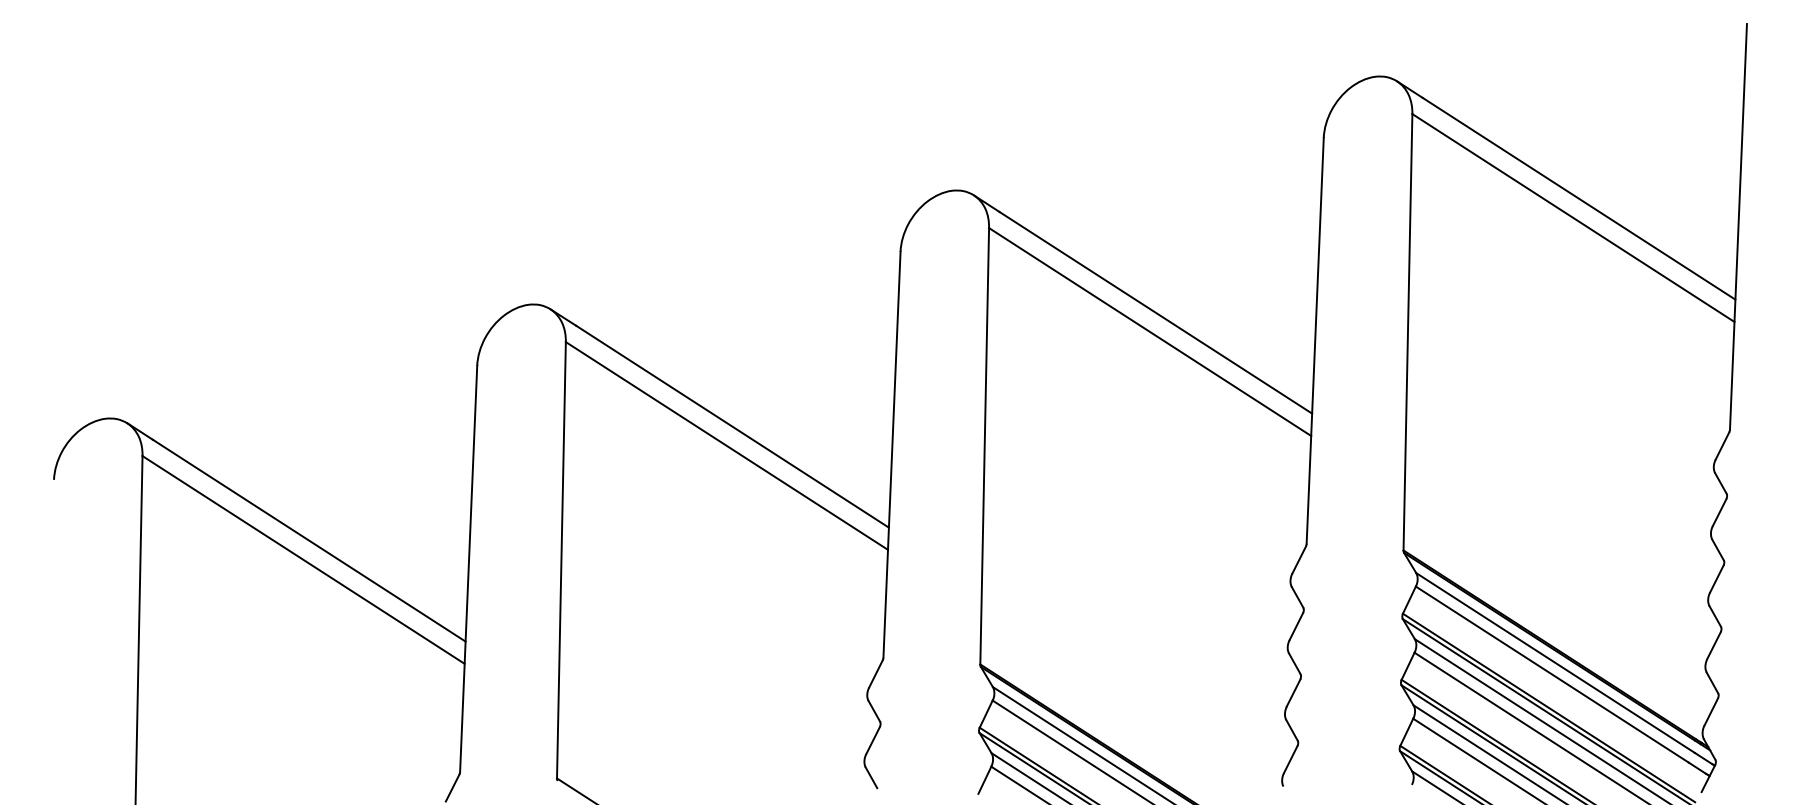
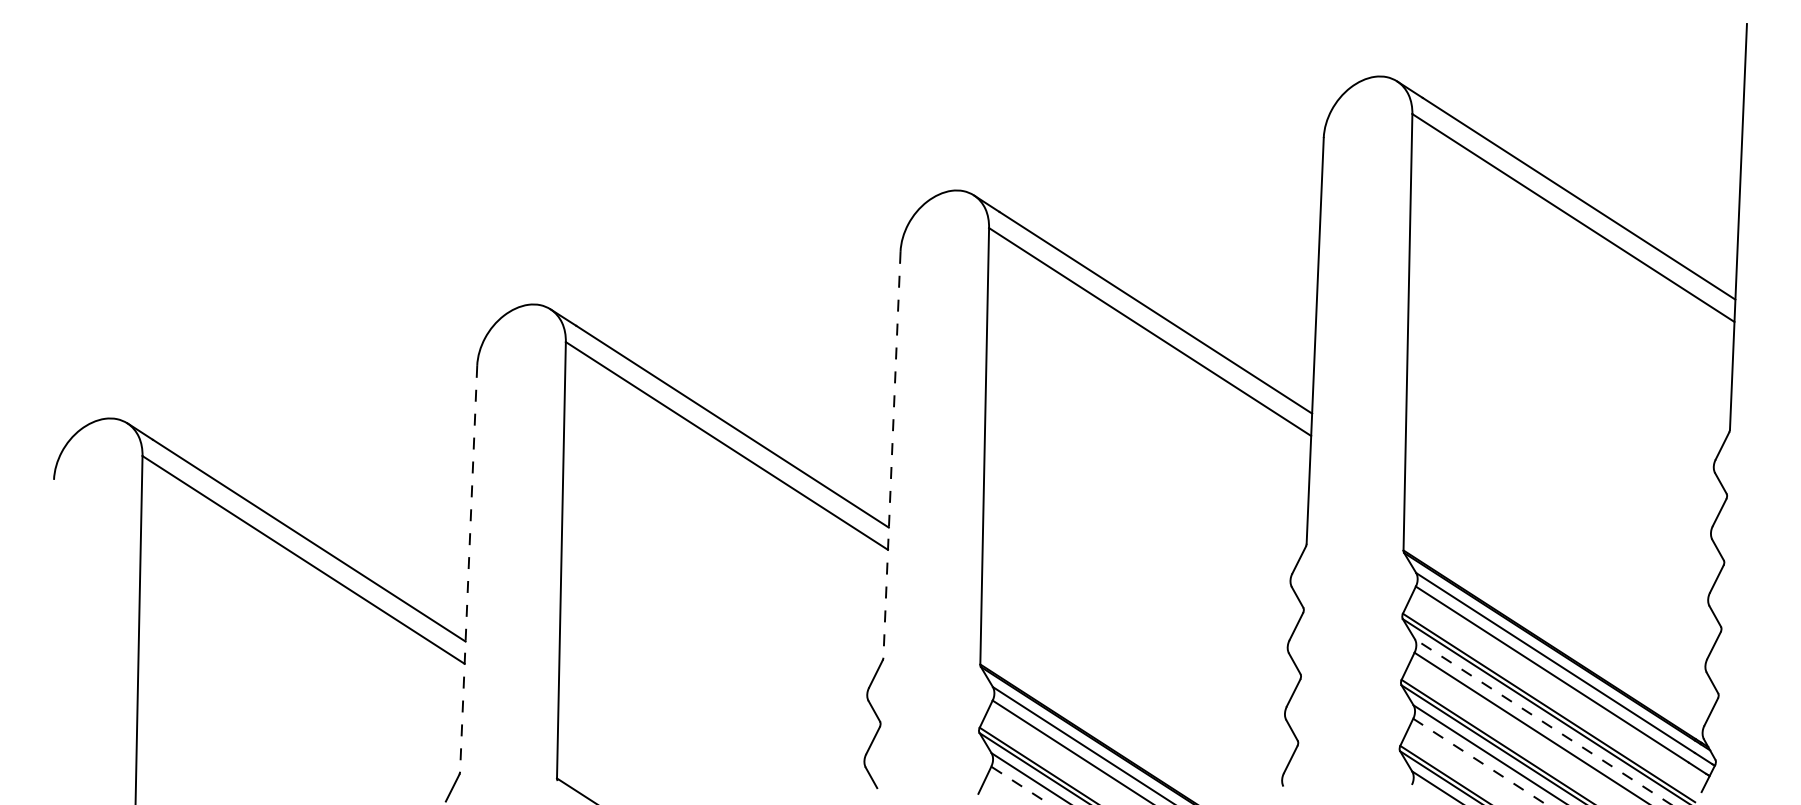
line: solid -> dashed (891, 455)
line: solid -> dashed (468, 569)
line: solid -> dashed (1543, 722)
line: solid -> dashed (1479, 761)
line: solid -> dashed (1020, 785)
